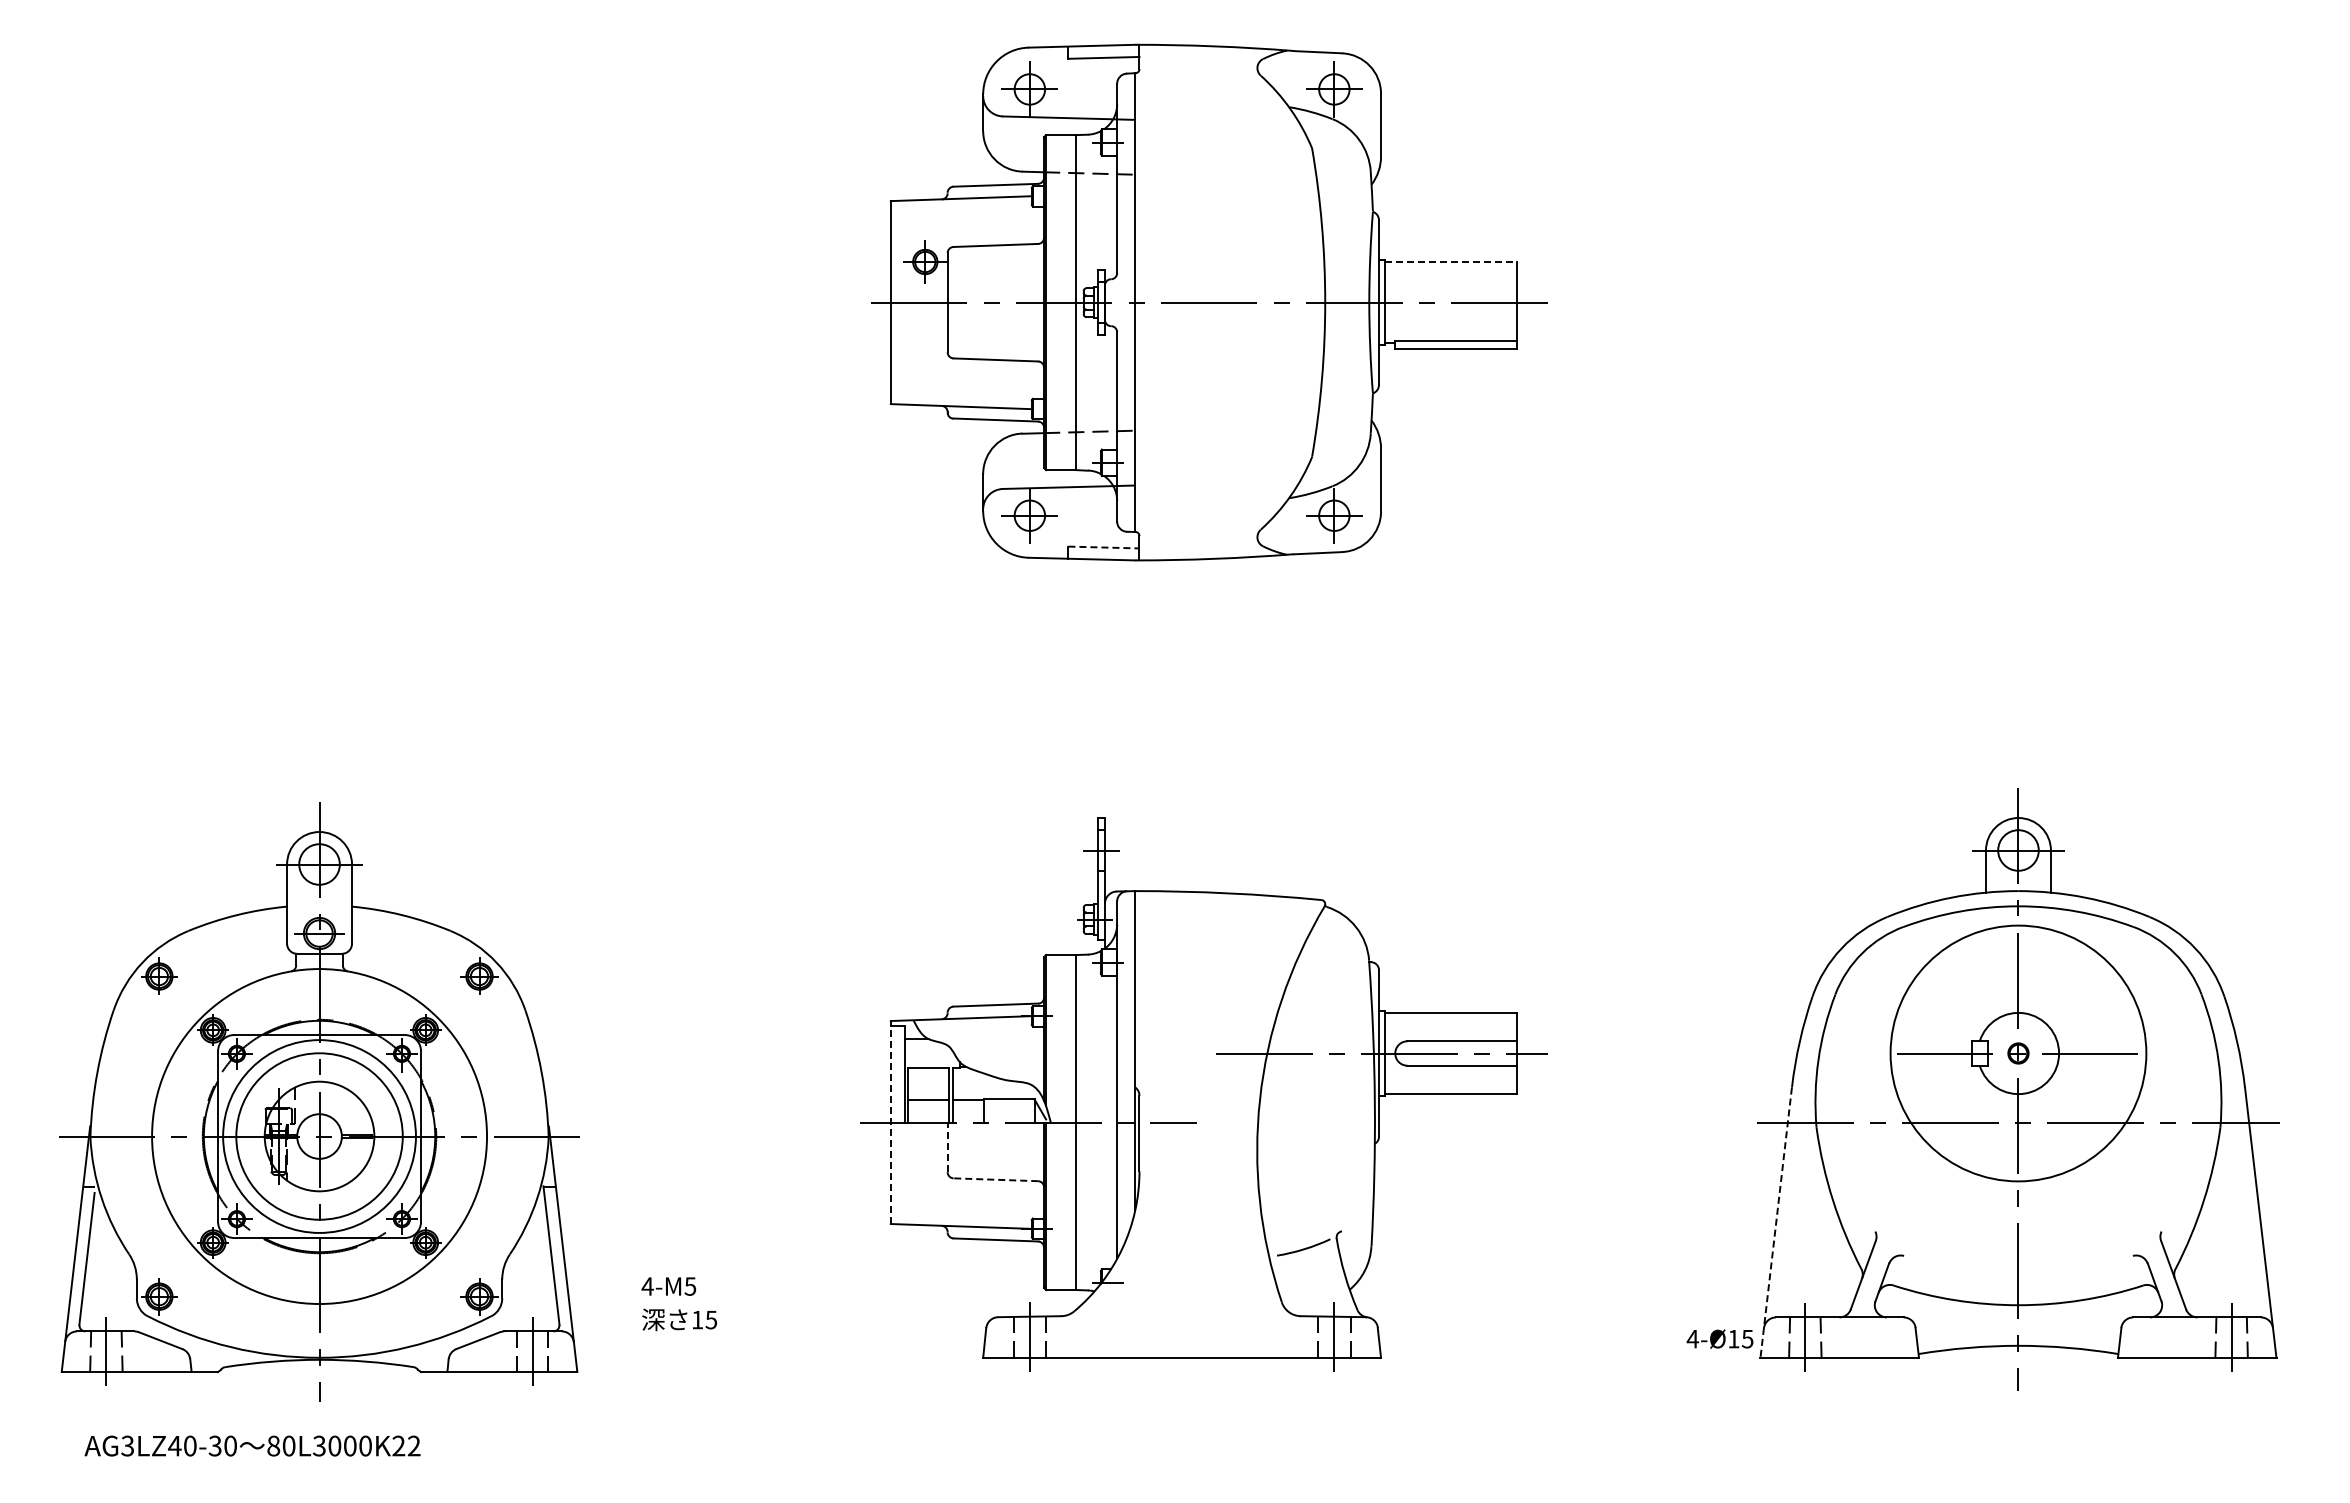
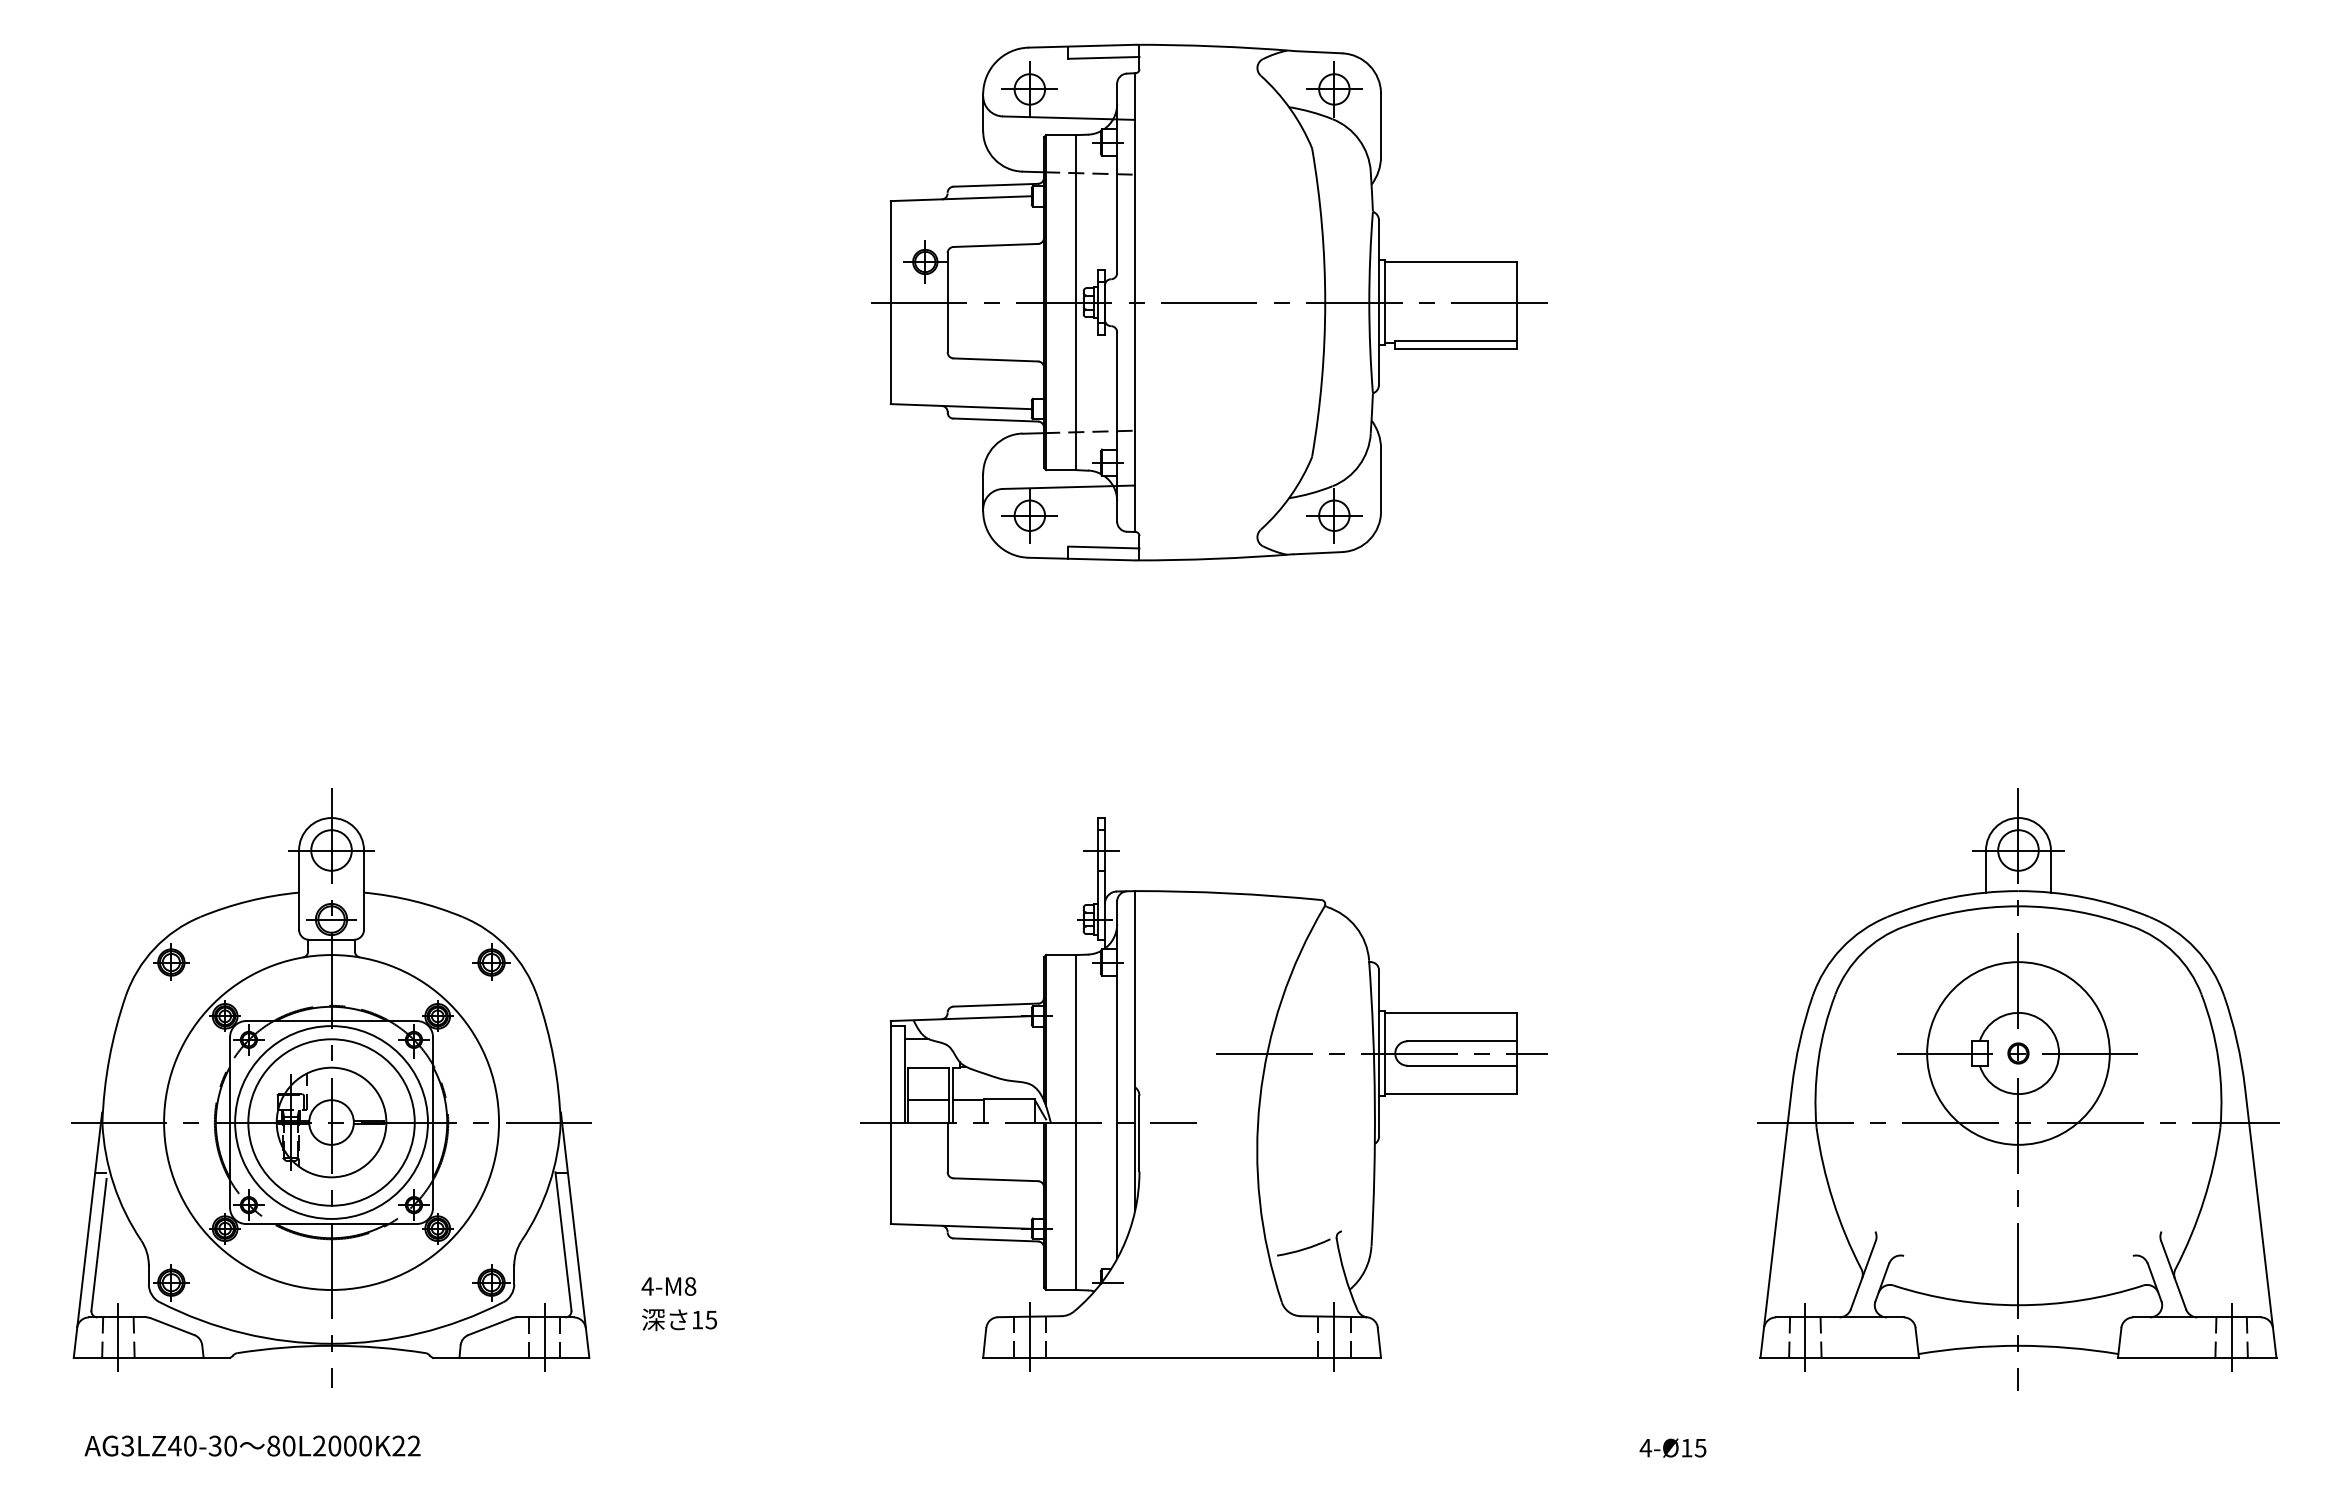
line: dashed -> solid (1451, 262)
line: dashed -> solid (1103, 547)
circle diameter: 256 px -> 183 px (2018, 1053)
part position: (319, 1101) -> (331, 1087) (331, 1087)
line: dashed -> solid (890, 1122)
line: dashed -> solid (947, 1147)
line: dashed -> solid (995, 1179)
line: dashed -> solid (1776, 1223)
text: 4-M5 -> 4-M8 (690, 1286)
text position: (1719, 1338) -> (1672, 1447) (1672, 1447)
text: 80L3000K22 -> 80L2000K22 (319, 1446)
